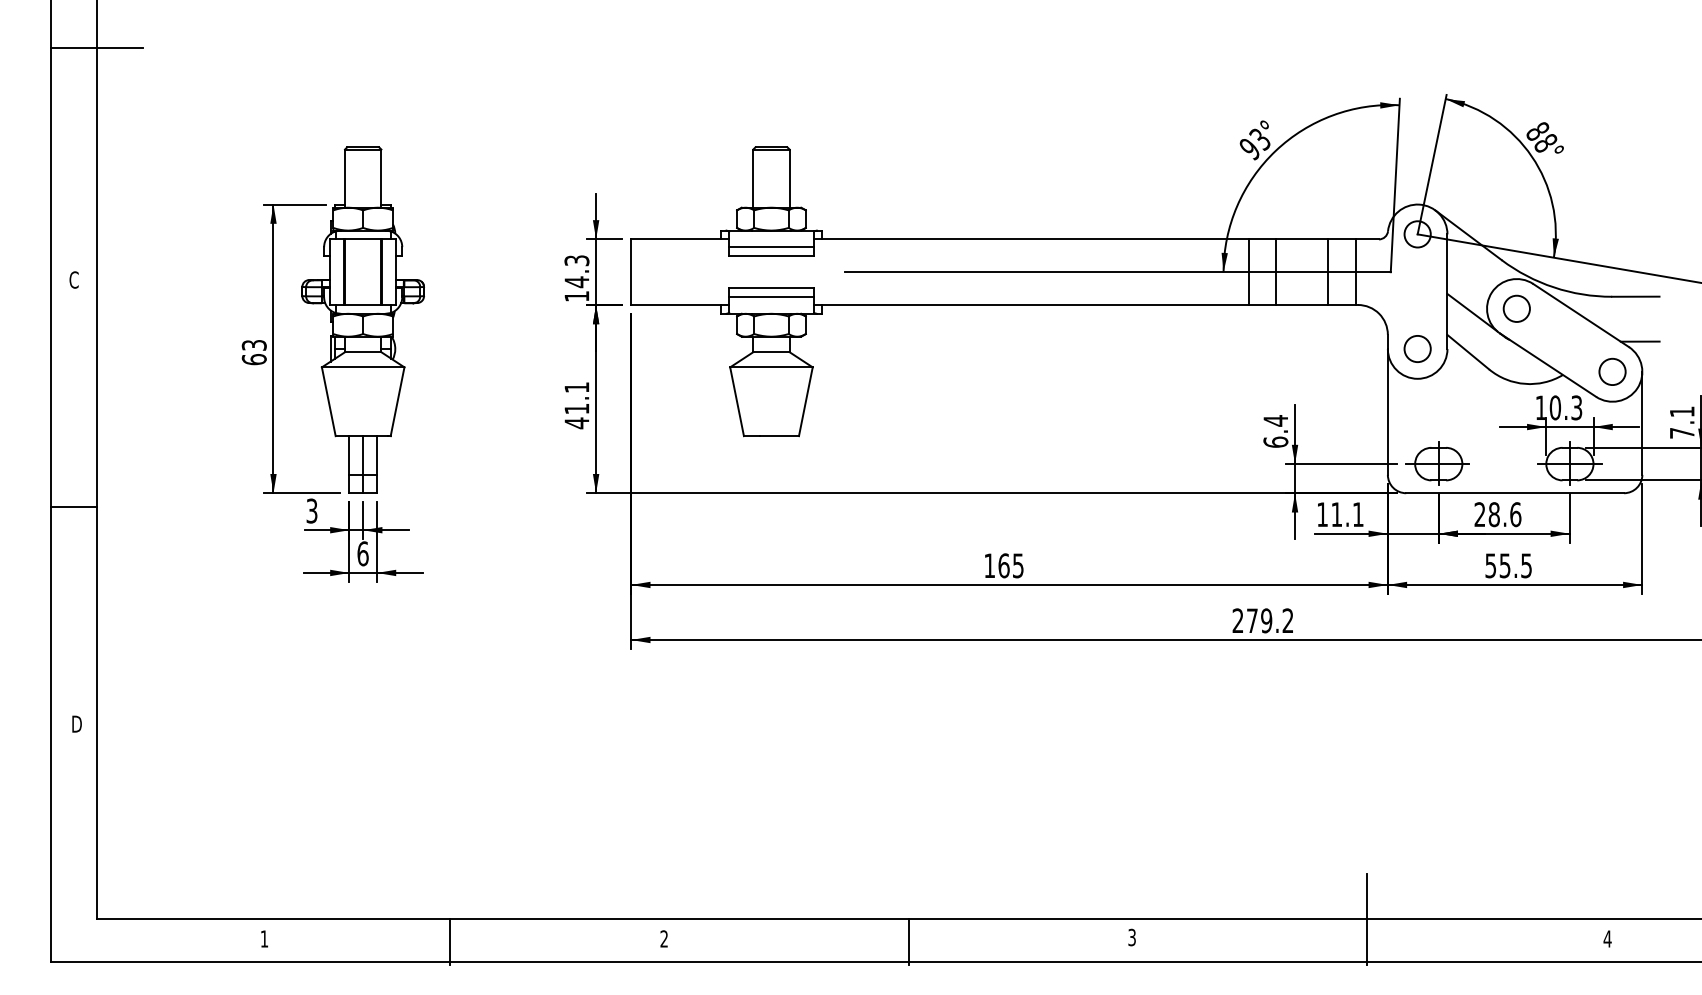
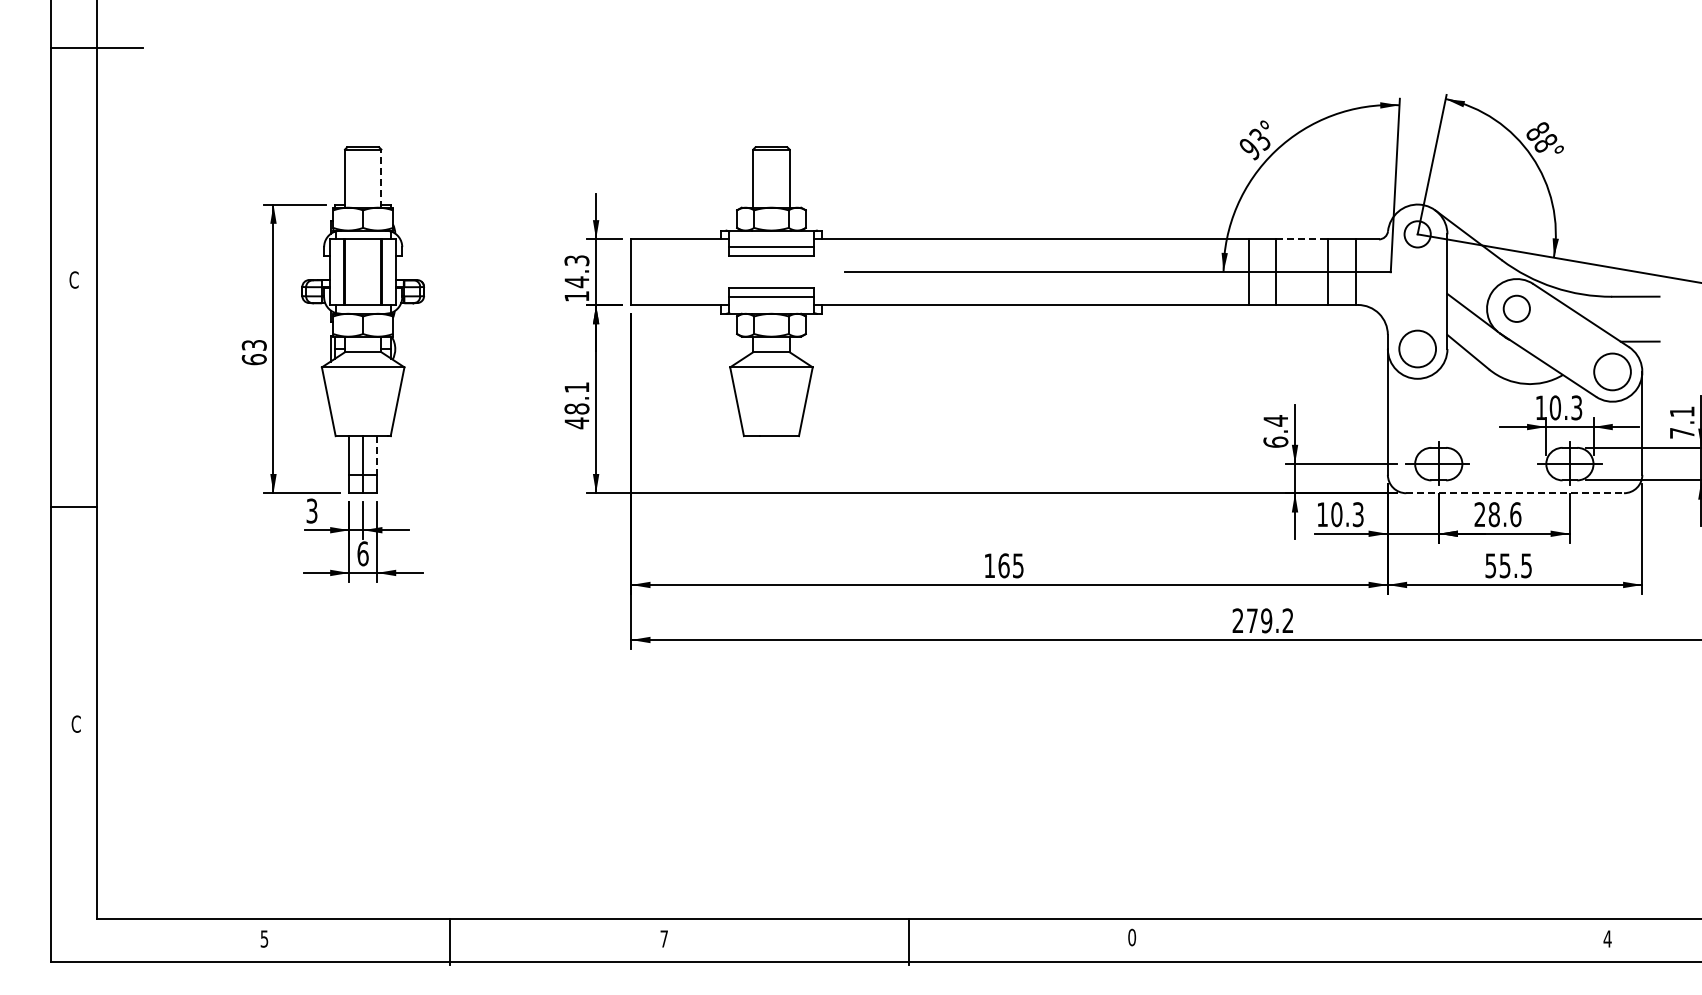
line: solid -> dashed (381, 178)
line: solid -> dashed (1302, 239)
circle diameter: 26 px -> 37 px (1417, 348)
circle diameter: 26 px -> 37 px (1612, 371)
text: 41.1 -> 48.1 (576, 408)
line: solid -> dashed (376, 456)
line: solid -> dashed (1515, 493)
text: 11.1 -> 10.3 (1347, 514)
text: D -> C (76, 723)
line: present -> none (1367, 919)
text: 3 -> 0 (1132, 937)
text: 1 -> 5 (264, 938)
text: 2 -> 7 (663, 938)
